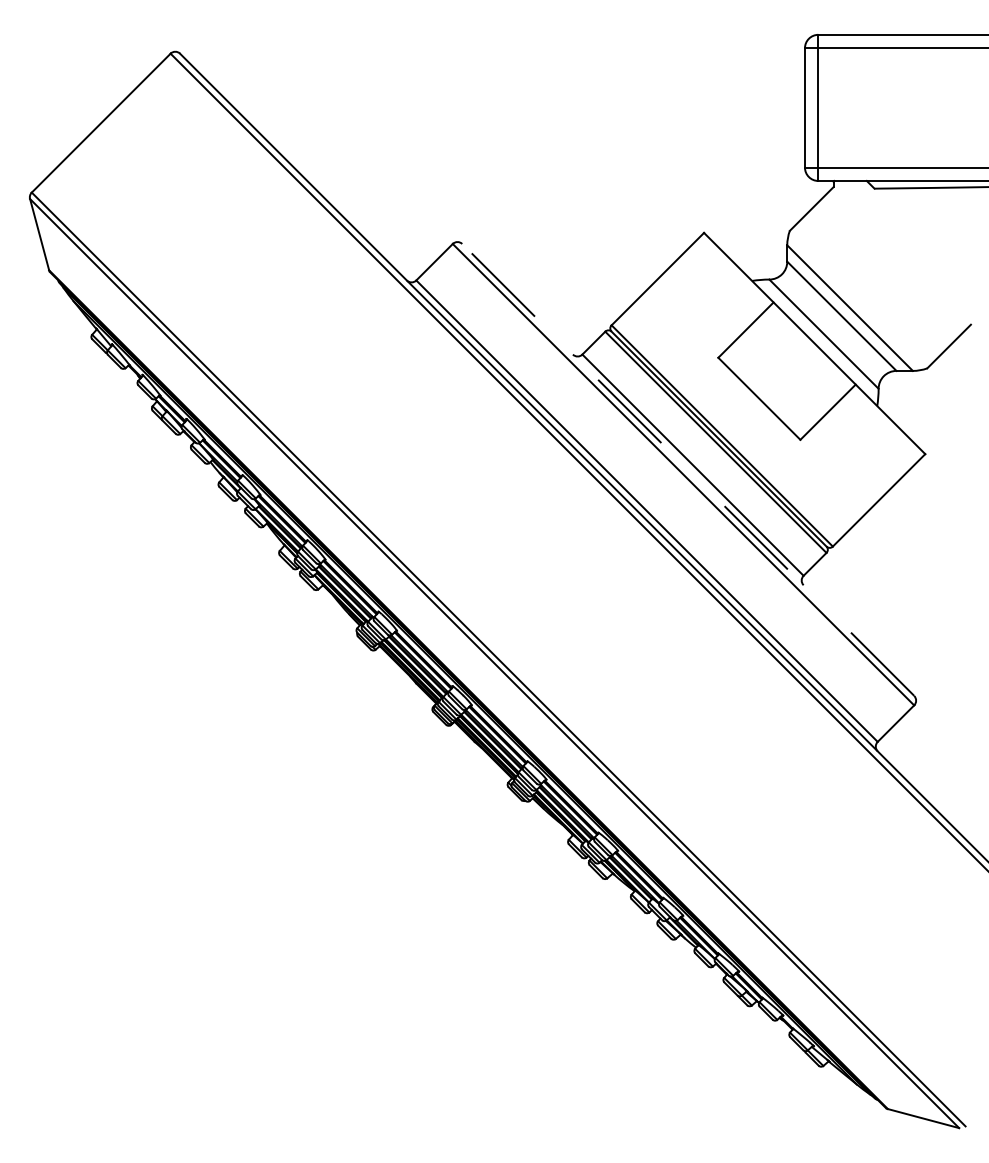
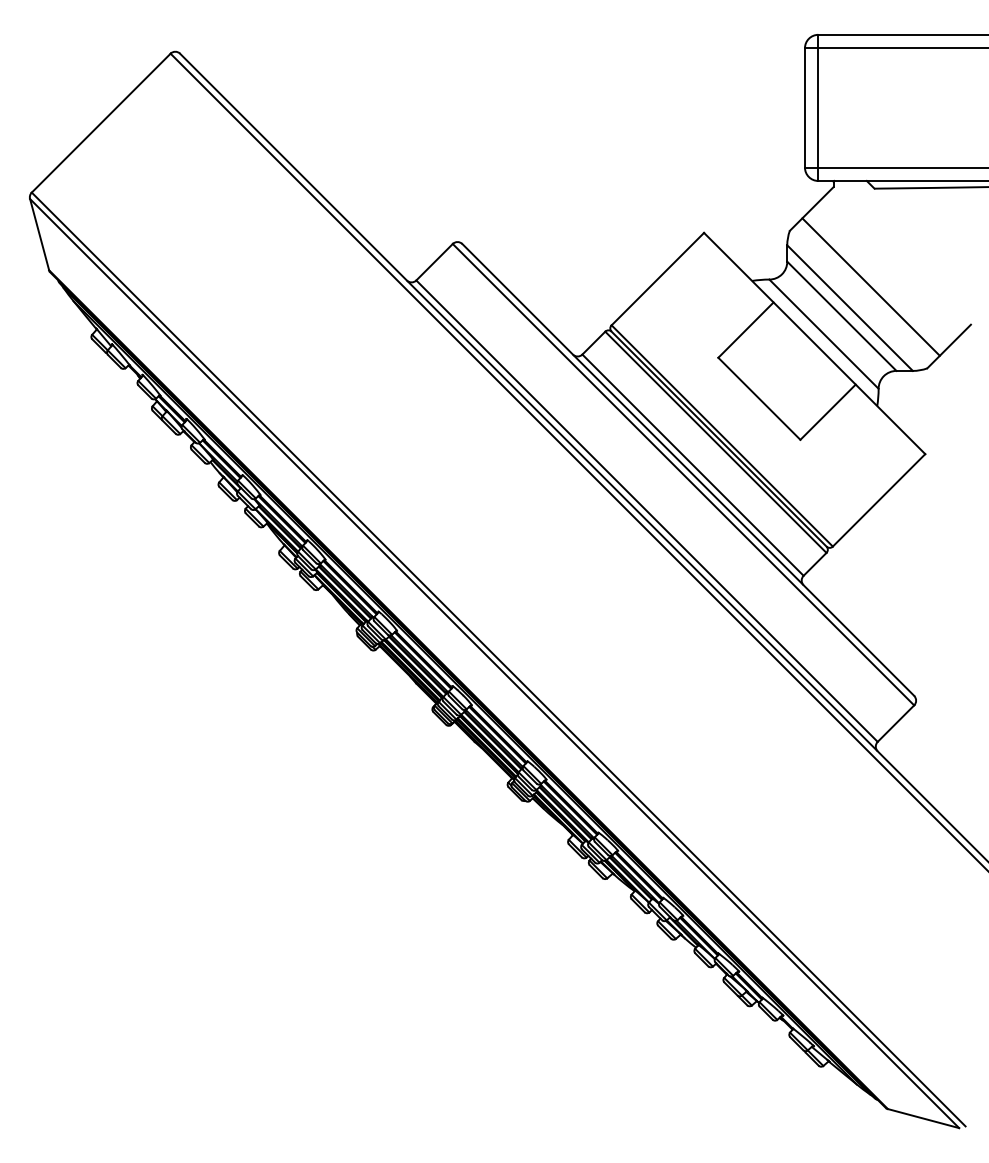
line: none -> present (870, 286)
line: dashed -> solid (687, 469)
